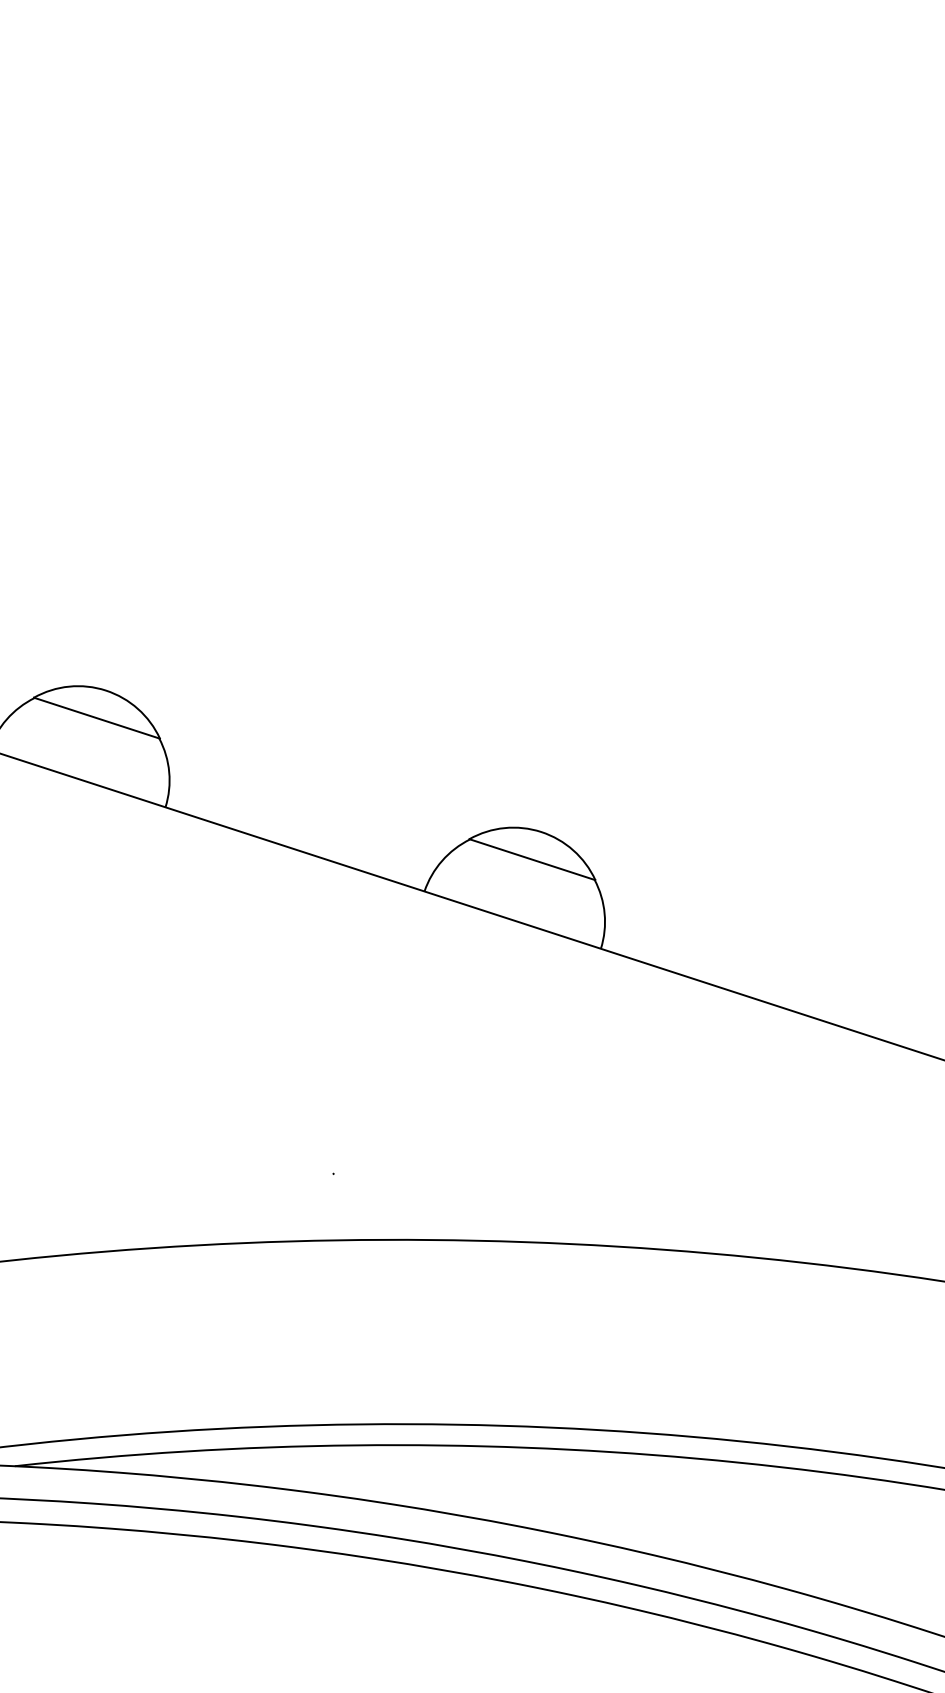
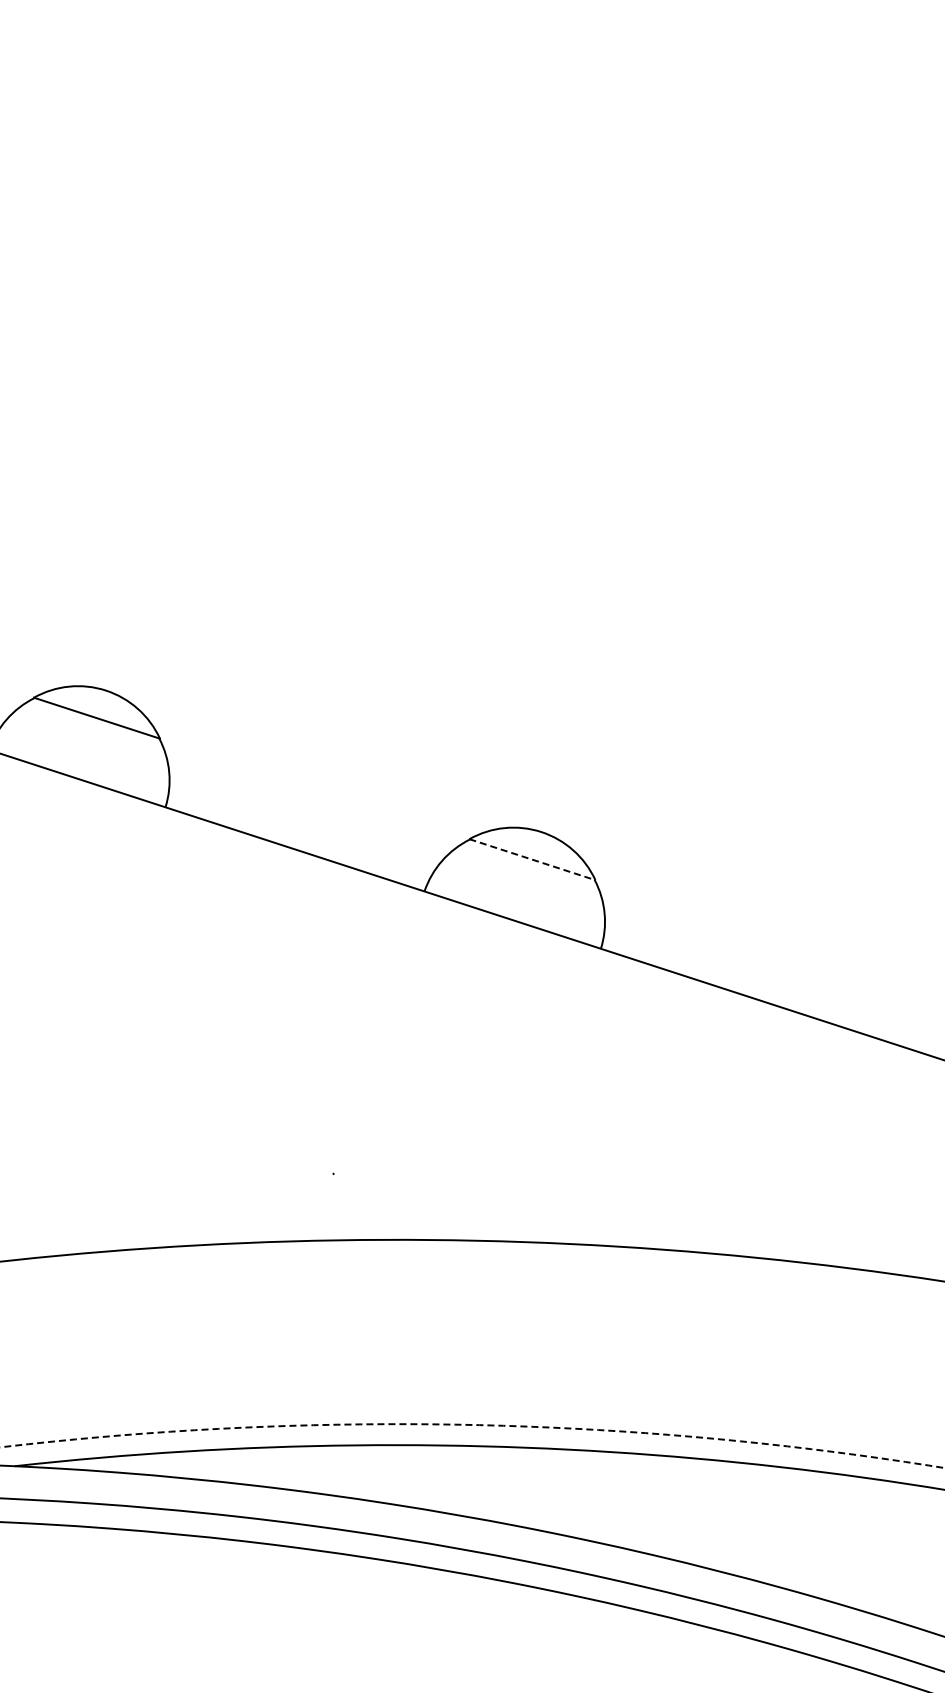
line: solid -> dashed (532, 859)
arc: solid -> dashed (472, 1425)
